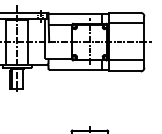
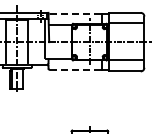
line: solid -> dashed (75, 14)
line: solid -> dashed (75, 69)
